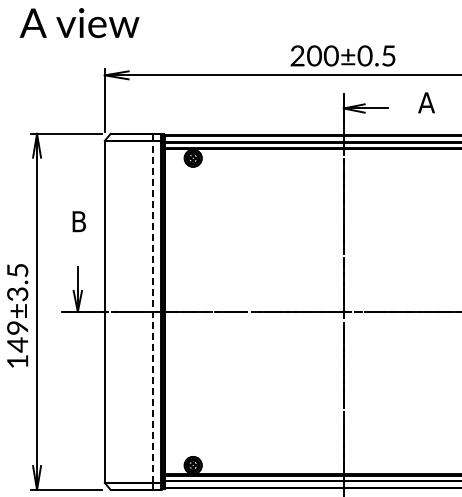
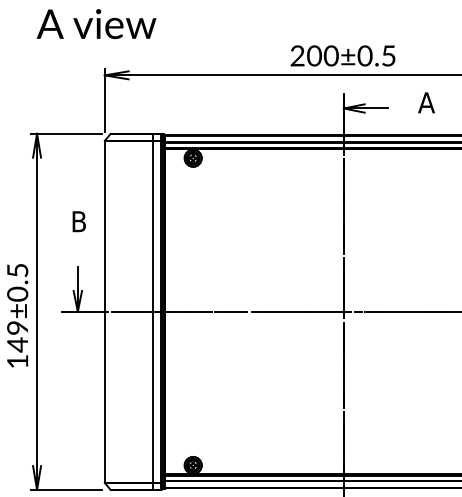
text position: (79, 23) -> (96, 24) (96, 24)
text: 149±3.5 -> 149±0.5 (17, 293)
line: dashed -> solid (152, 311)
